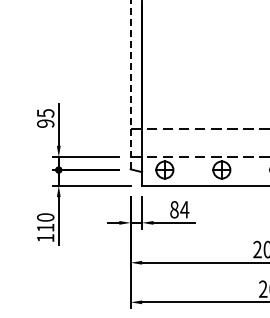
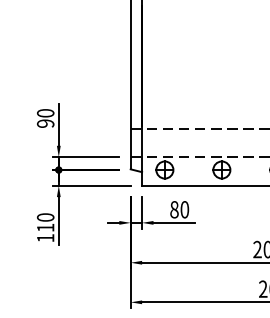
line: dashed -> solid (130, 84)
text: 95 -> 90 (45, 113)
text: 84 -> 80 (184, 209)
